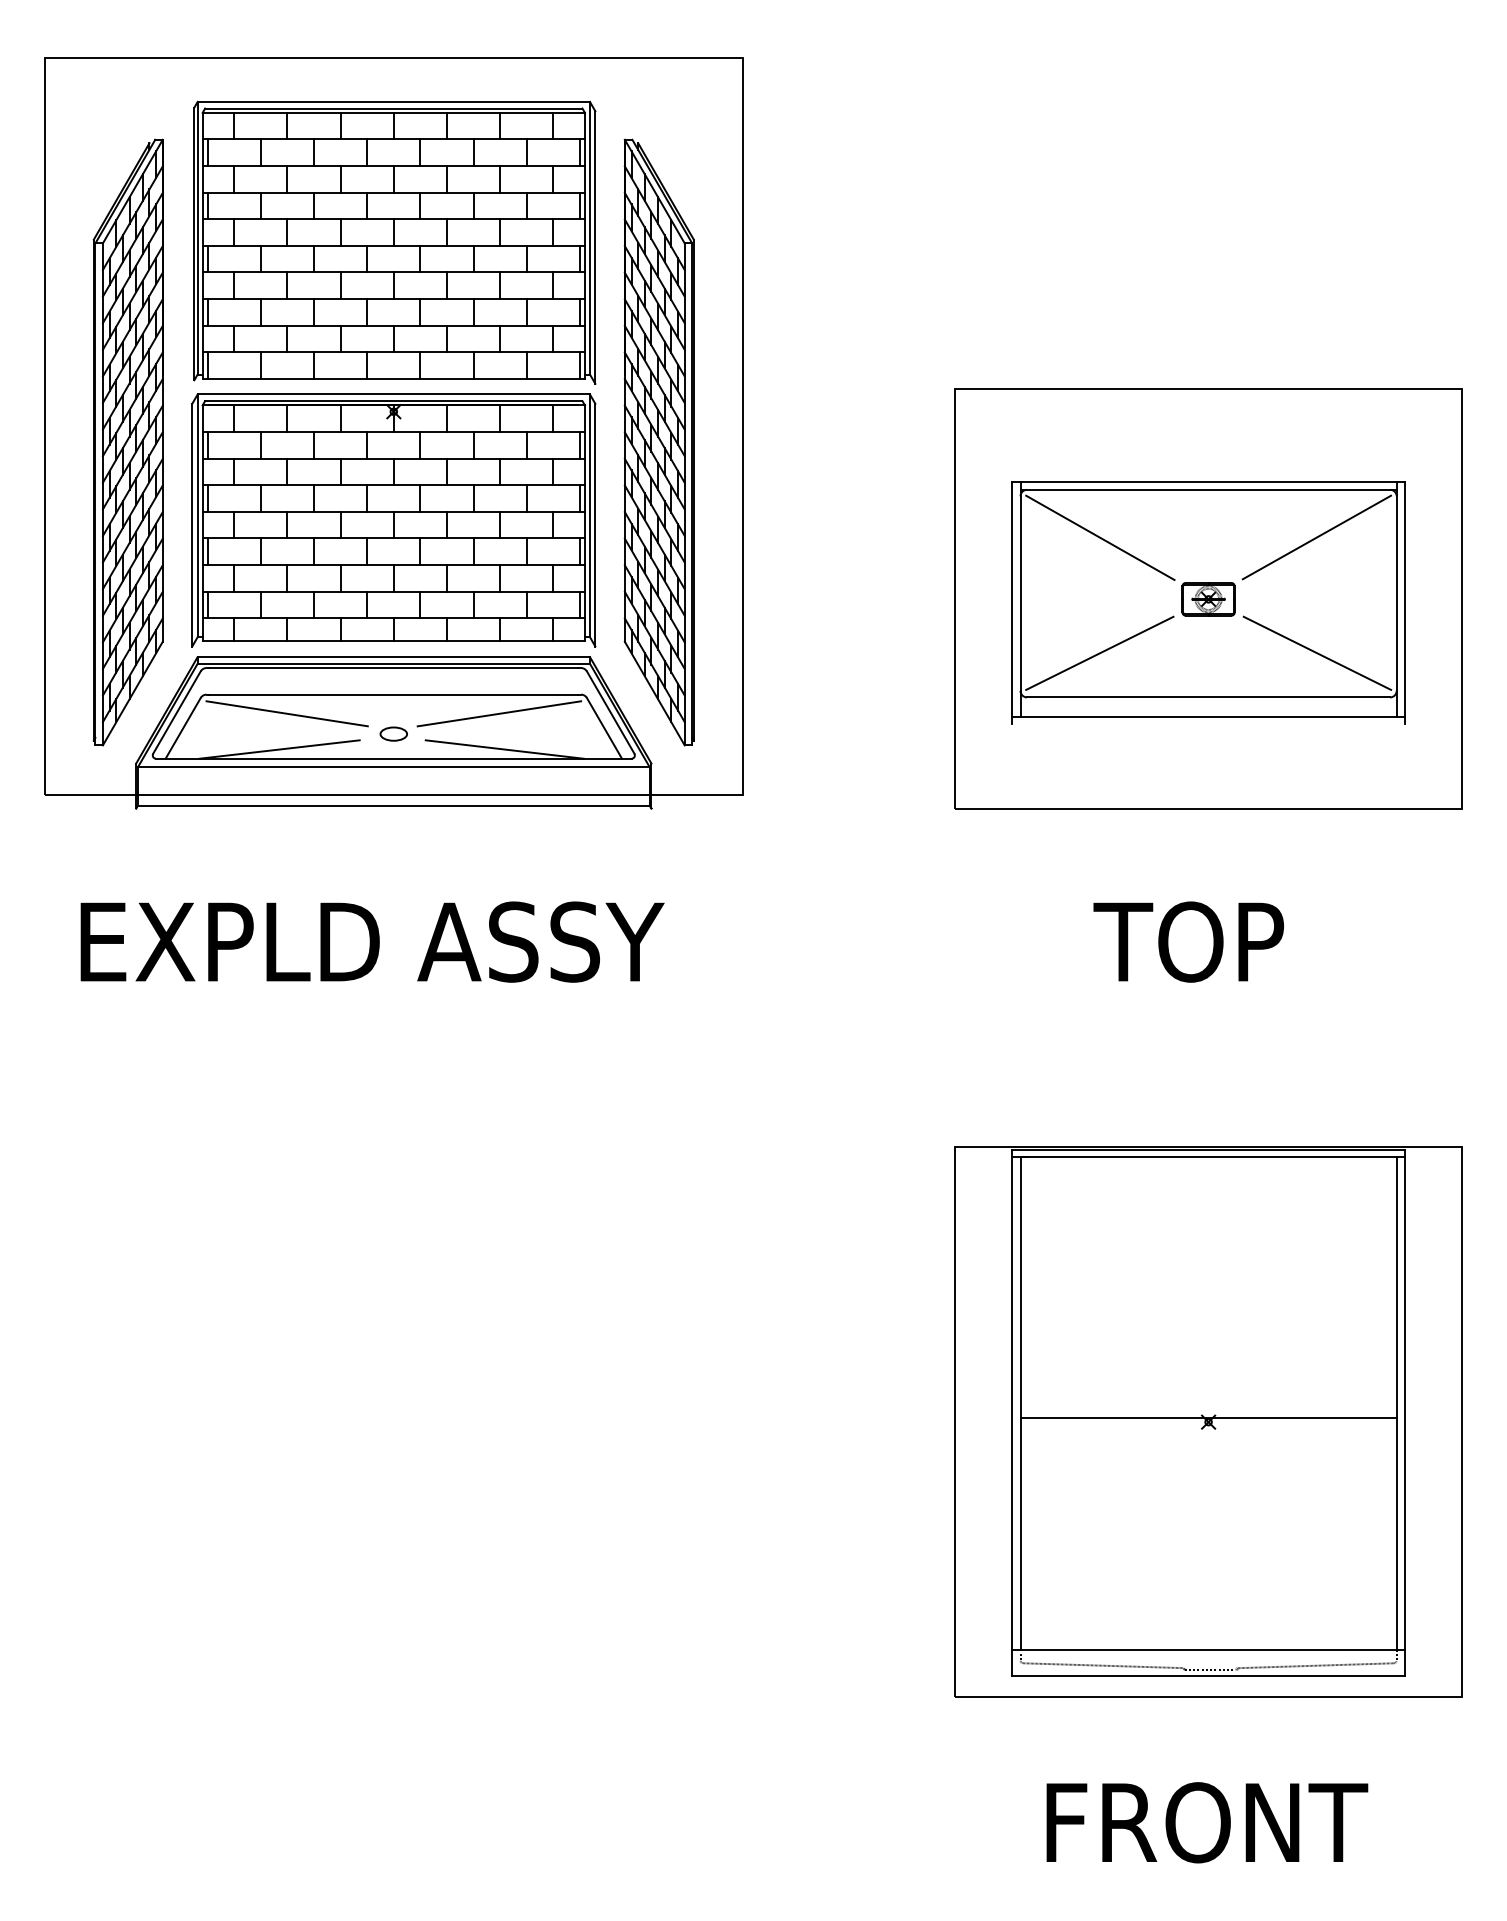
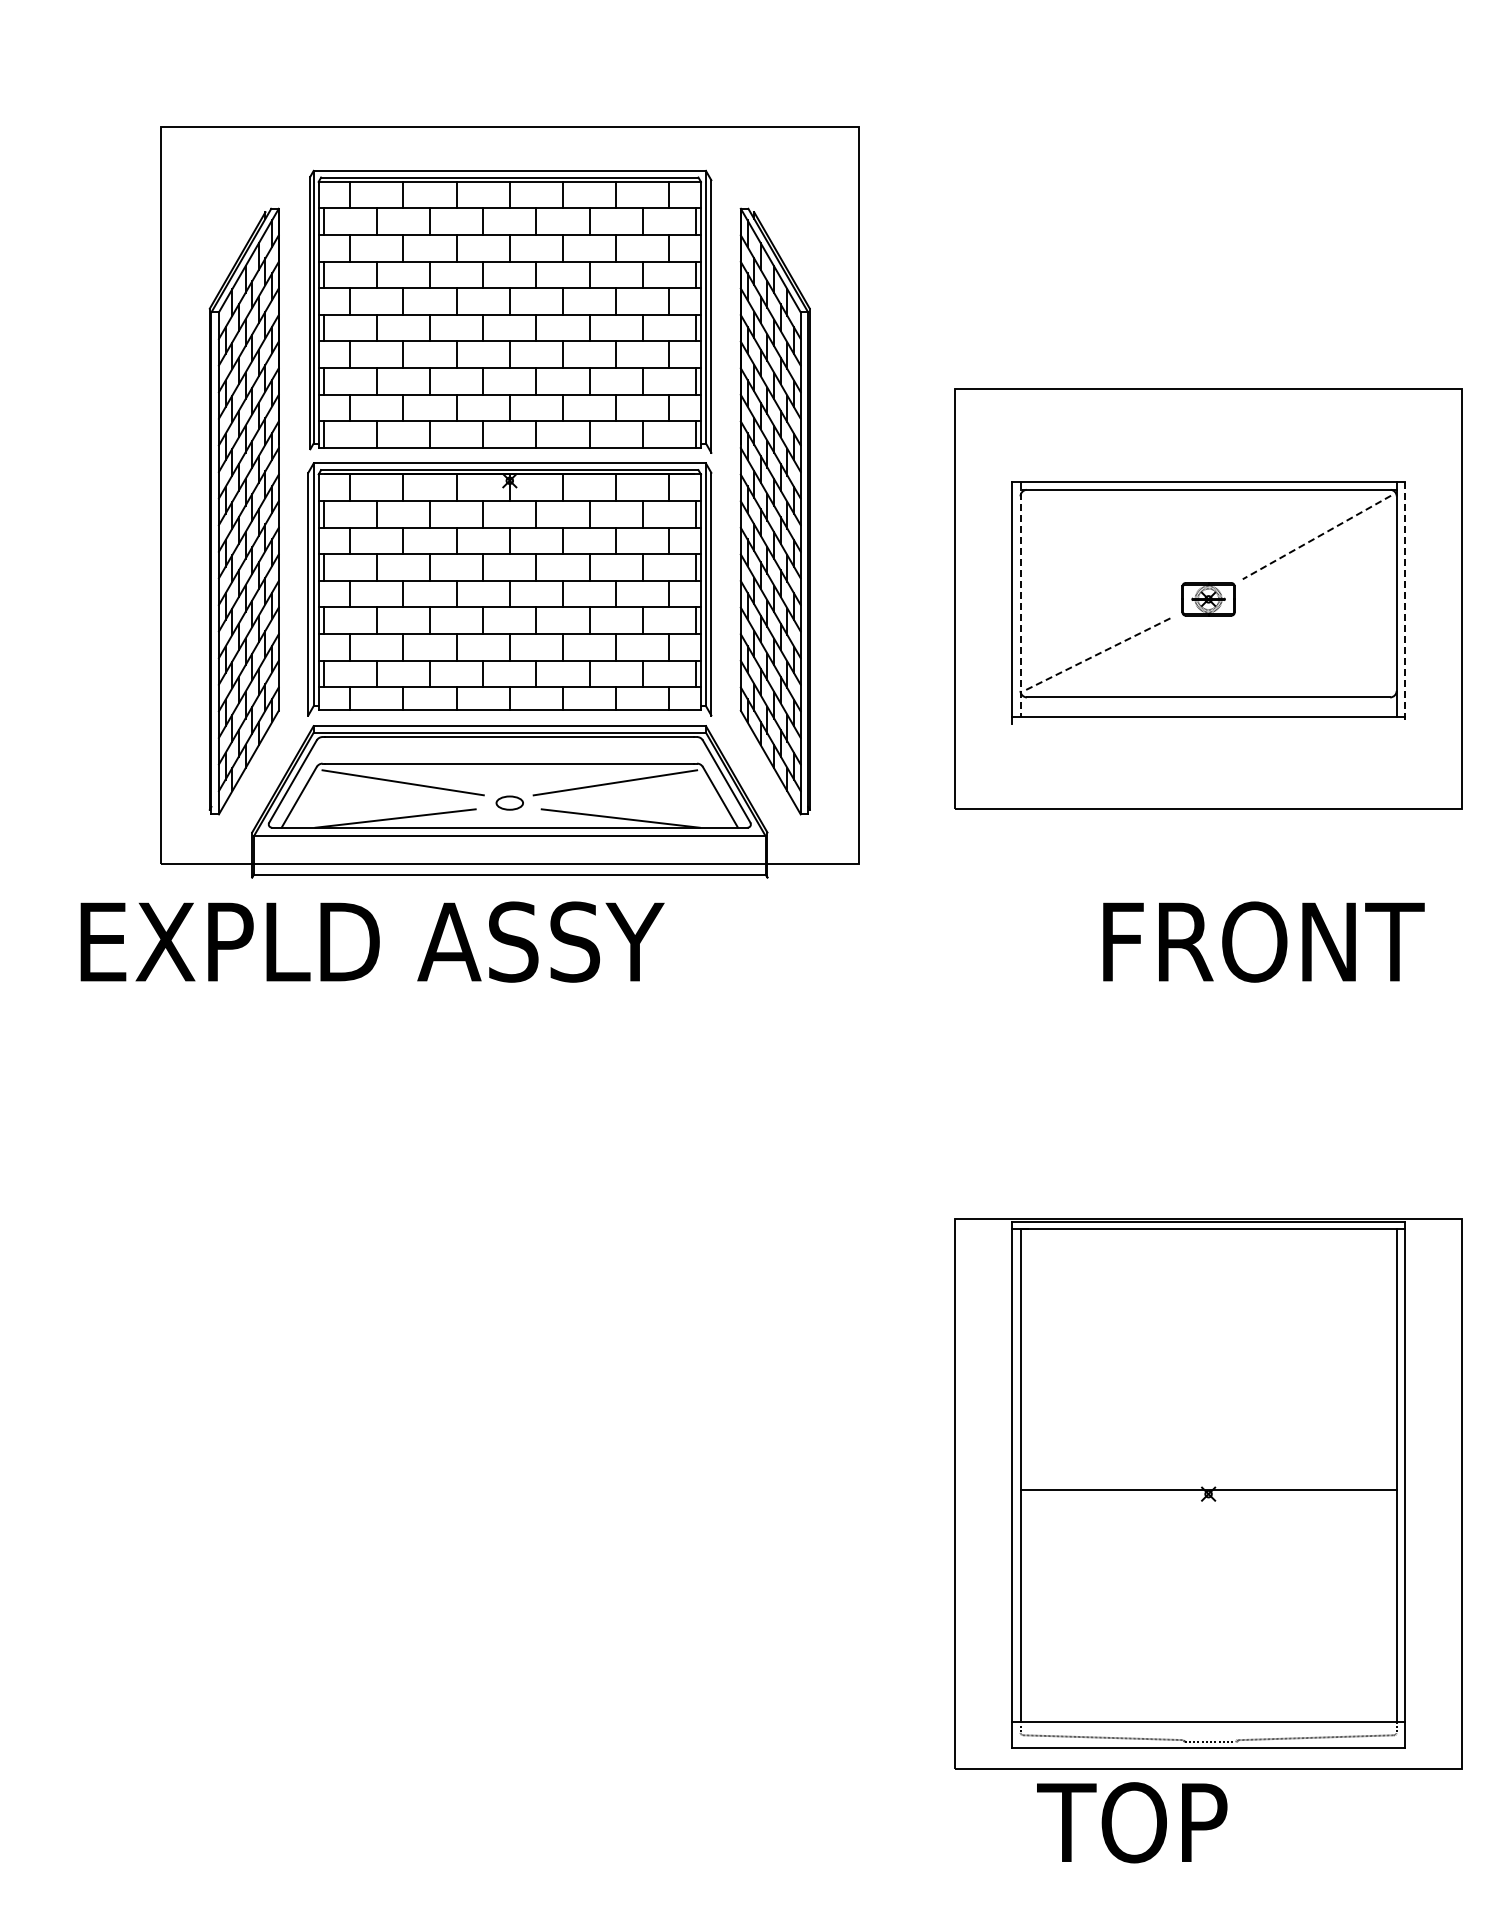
part position: (393, 433) -> (509, 502) (509, 502)
line: present -> none (1100, 537)
line: solid -> dashed (1316, 537)
line: solid -> dashed (1020, 599)
line: solid -> dashed (1404, 602)
line: present -> none (1317, 652)
line: solid -> dashed (1100, 653)
text: TOP -> FRONT (1258, 941)
part position: (1208, 1421) -> (1208, 1493) (1208, 1493)
text: FRONT -> TOP (1202, 1822)
